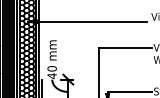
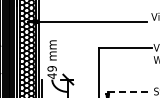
text: 40 -> 49 (51, 68)
line: solid -> dashed (130, 91)
